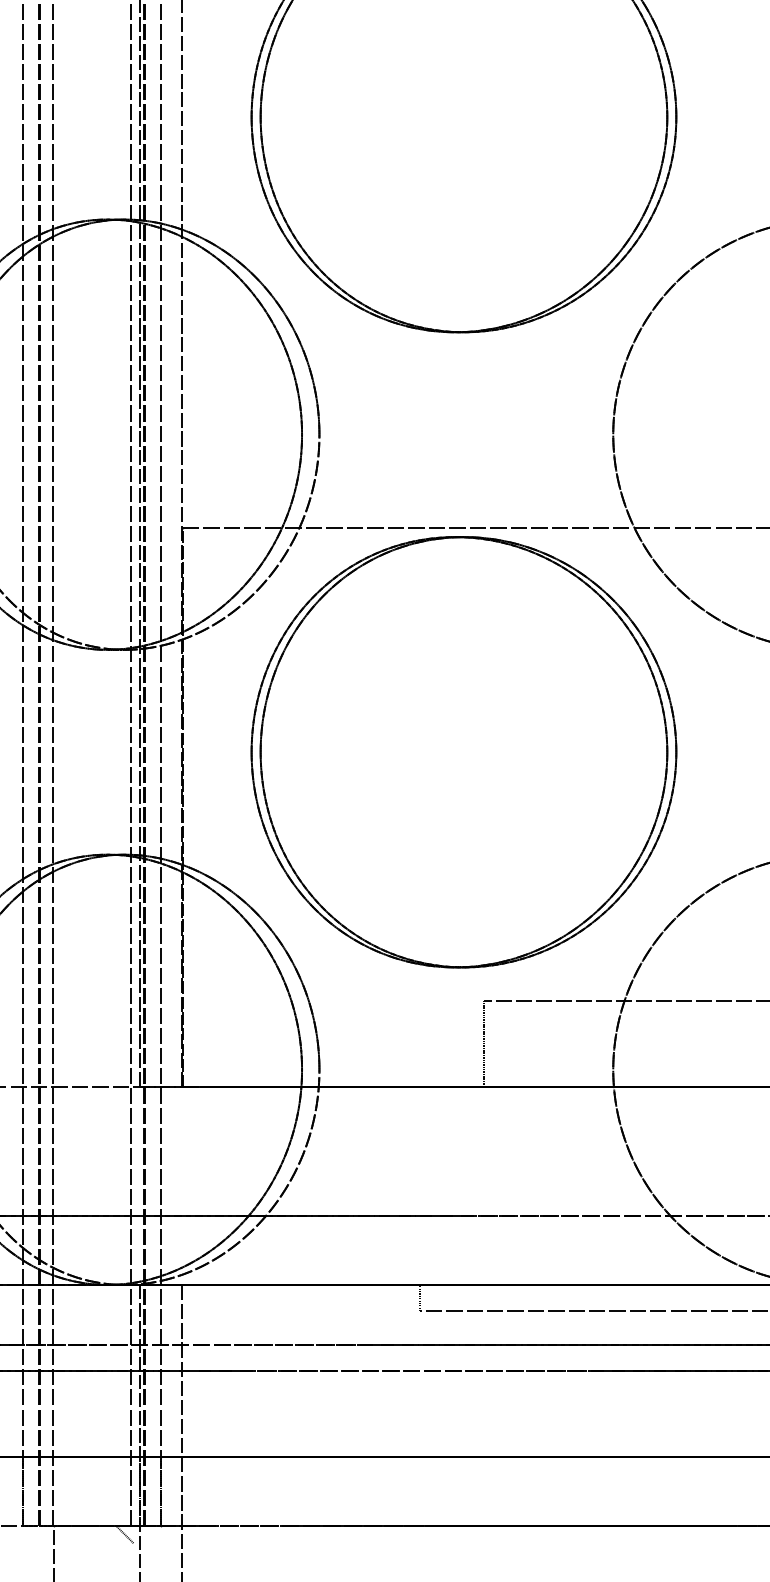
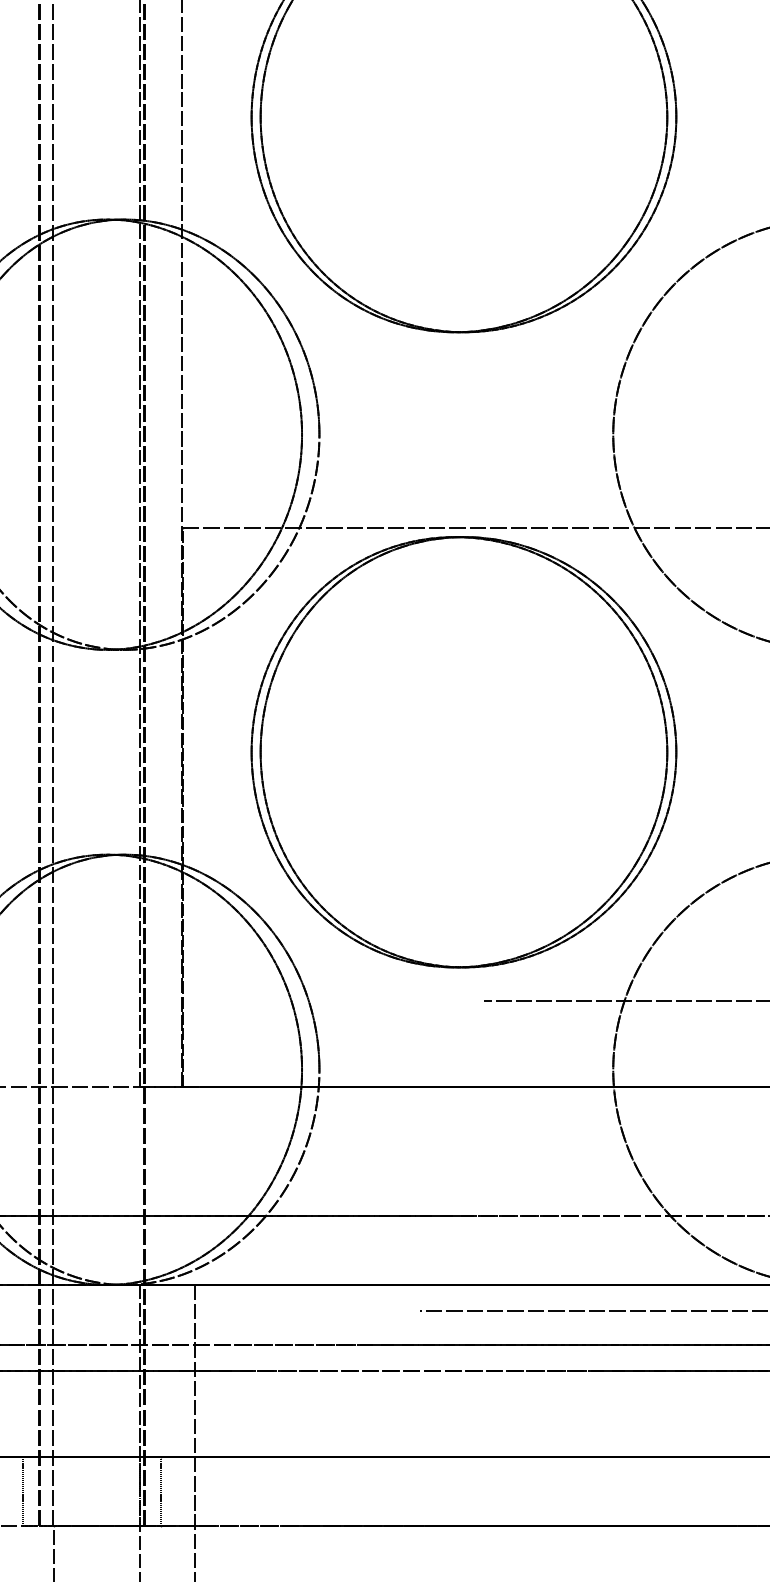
line: present -> none (23, 763)
line: present -> none (130, 763)
line: present -> none (160, 763)
line: present -> none (484, 1044)
line: present -> none (419, 1297)
line position: (182, 1431) -> (195, 1431) (195, 1431)
line: present -> none (124, 1534)
